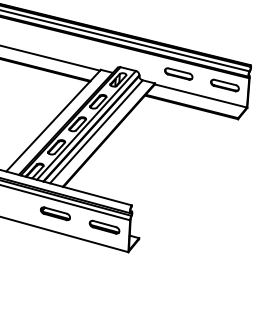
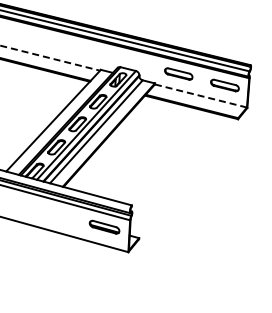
line: solid -> dashed (50, 58)
line: solid -> dashed (201, 96)
part: present -> none (55, 213)
